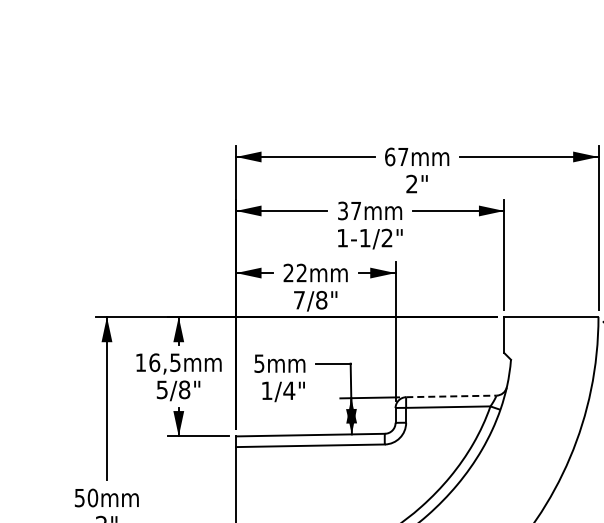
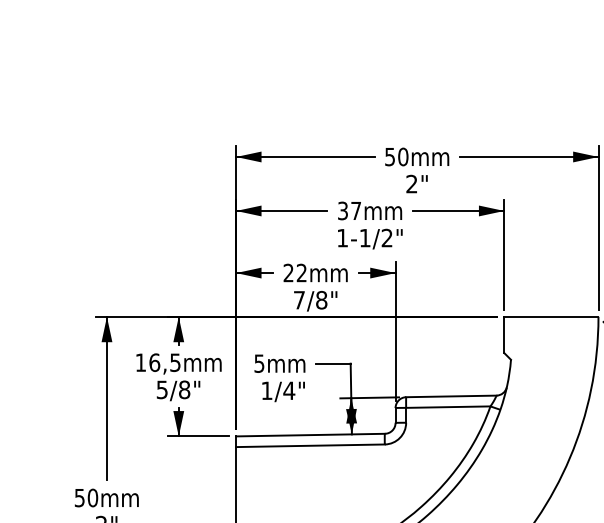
text: 67 -> 50 (396, 156)
line: dashed -> solid (451, 396)
